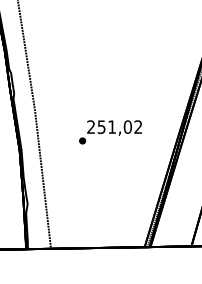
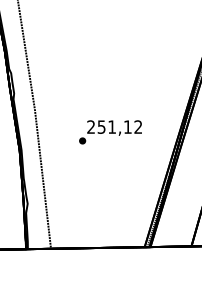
text: 251,02 -> 251,12 (127, 126)
